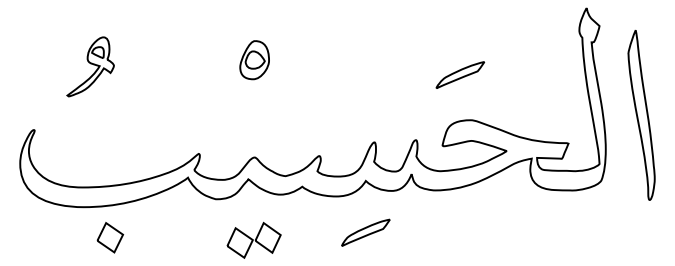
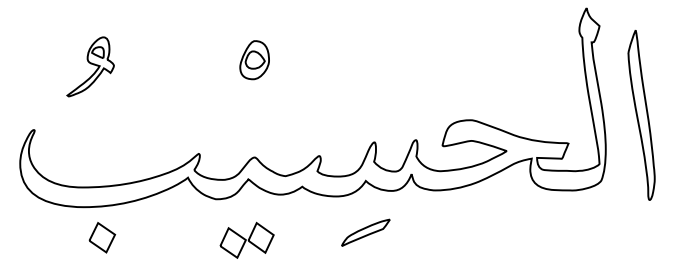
part: present -> none (460, 74)
part position: (110, 237) -> (102, 237) (102, 237)
part position: (253, 239) -> (246, 239) (246, 239)
